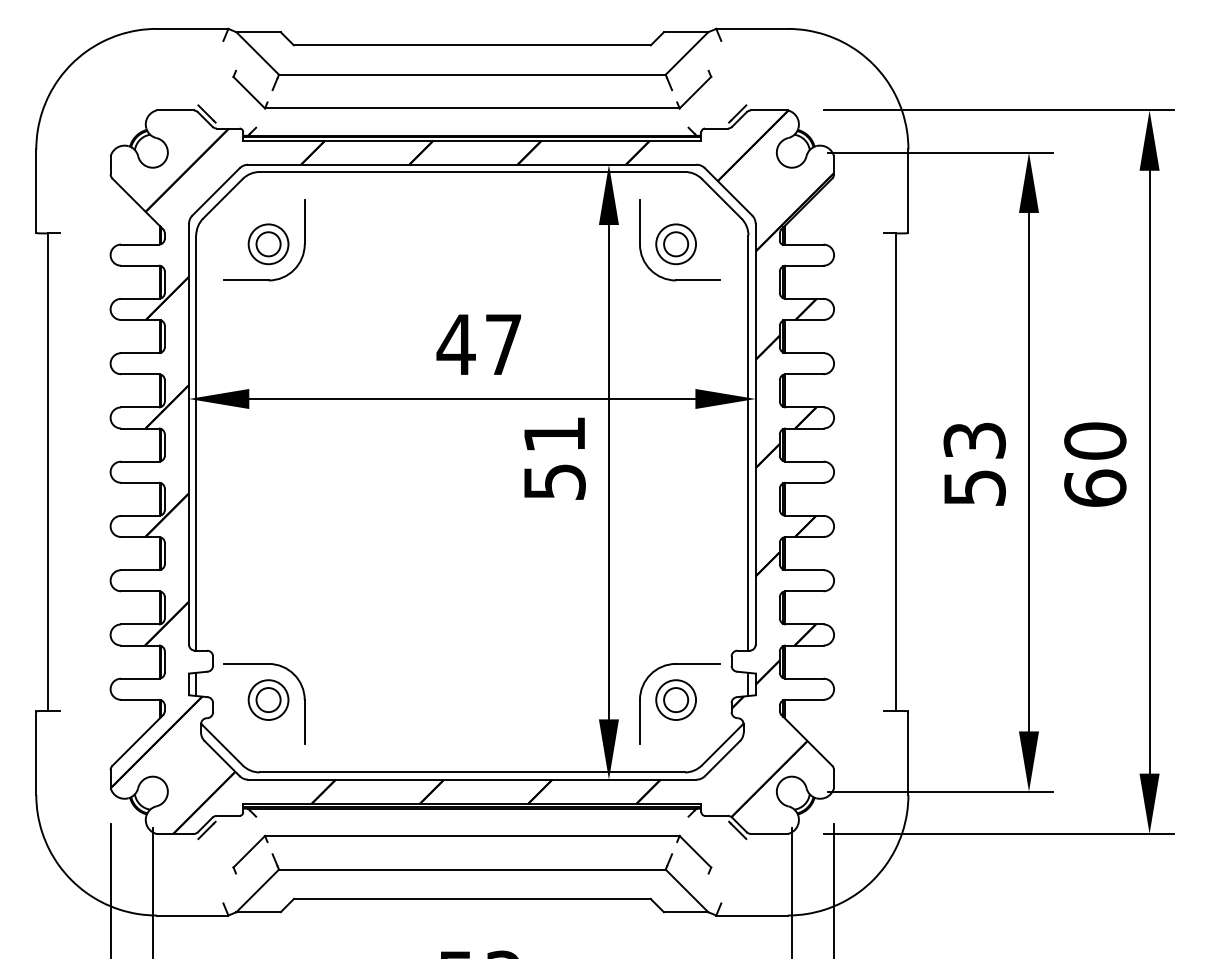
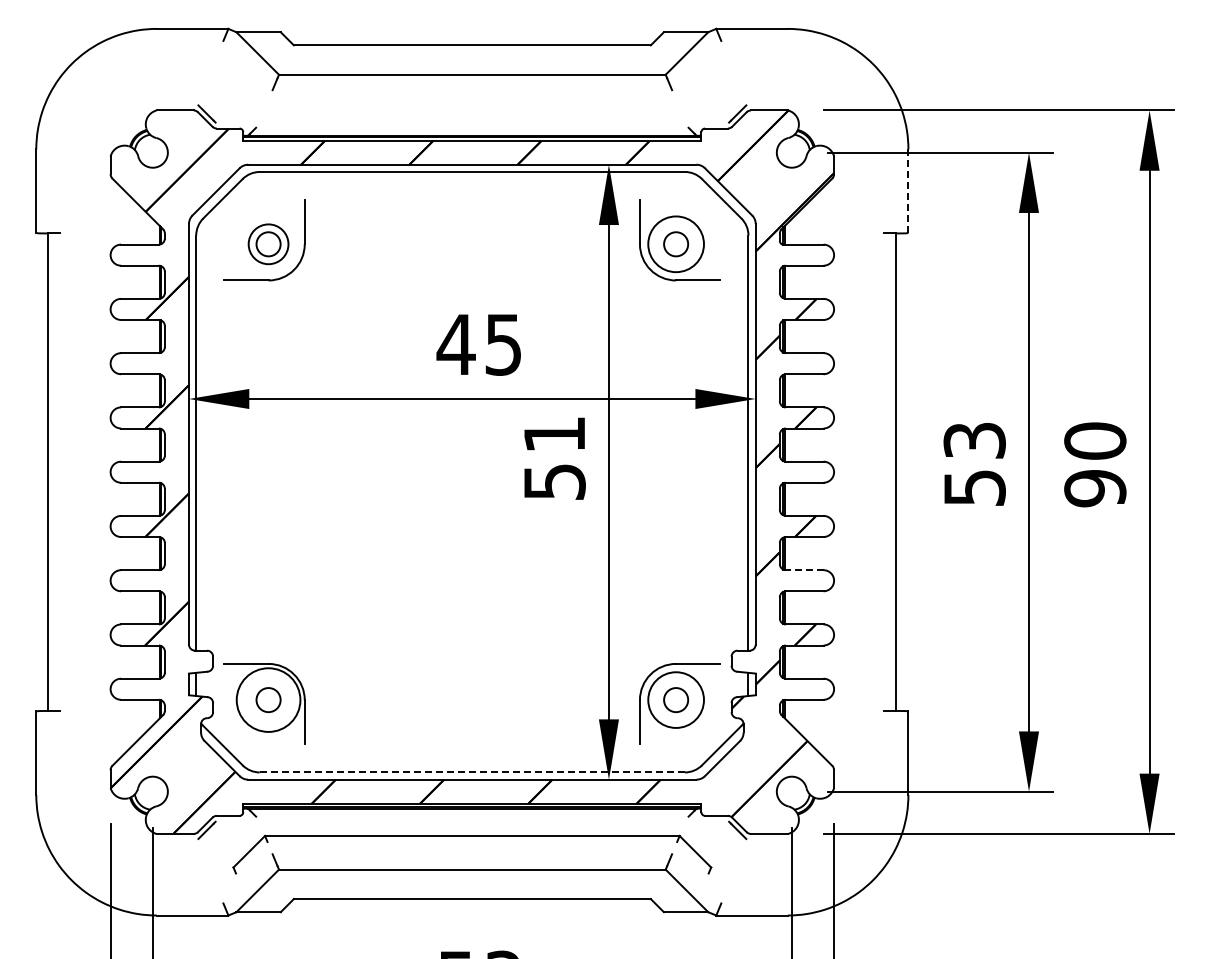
part: present -> none (472, 107)
line: solid -> dashed (908, 191)
circle diameter: 40 px -> 56 px (675, 244)
text: 47 -> 45 (503, 344)
text: 60 -> 90 (1095, 488)
line: solid -> dashed (804, 570)
circle diameter: 40 px -> 64 px (268, 699)
circle diameter: 40 px -> 56 px (675, 699)
line: solid -> dashed (472, 772)
